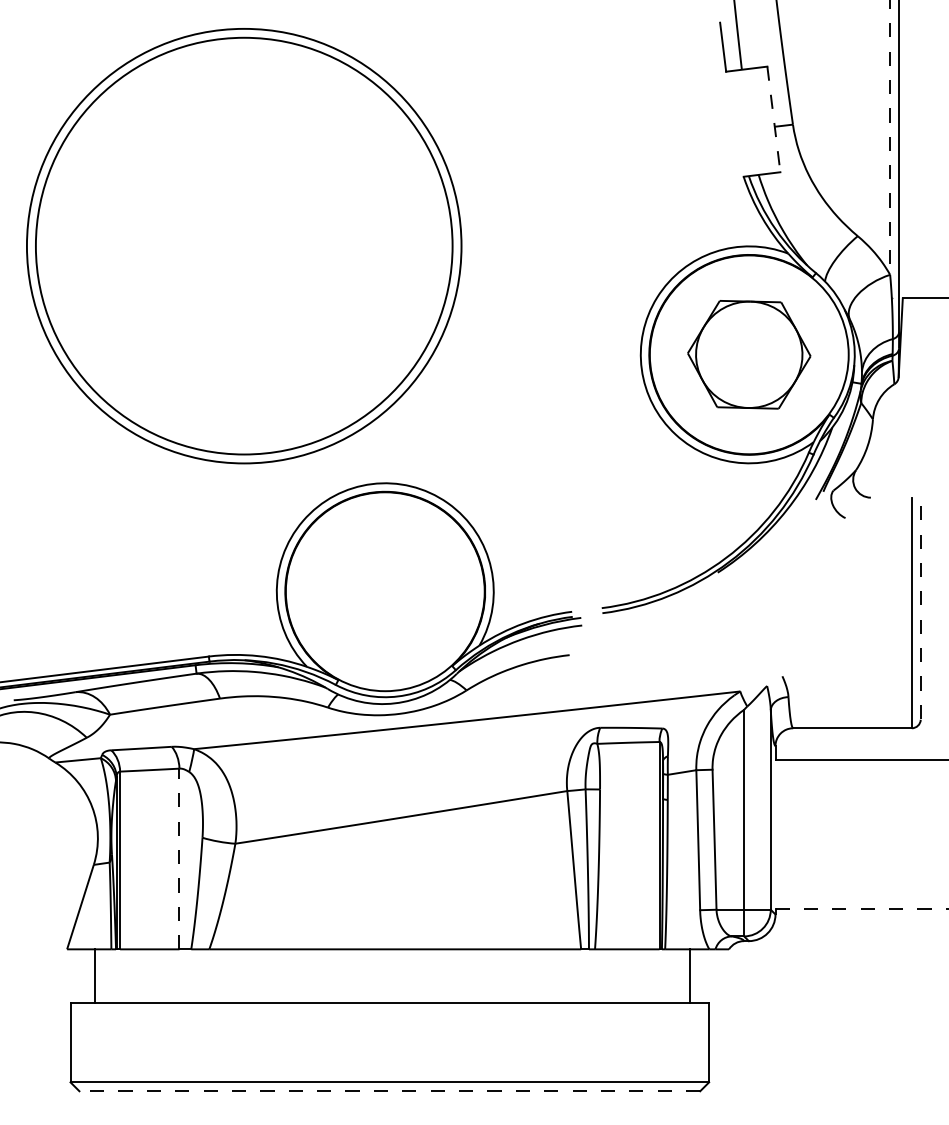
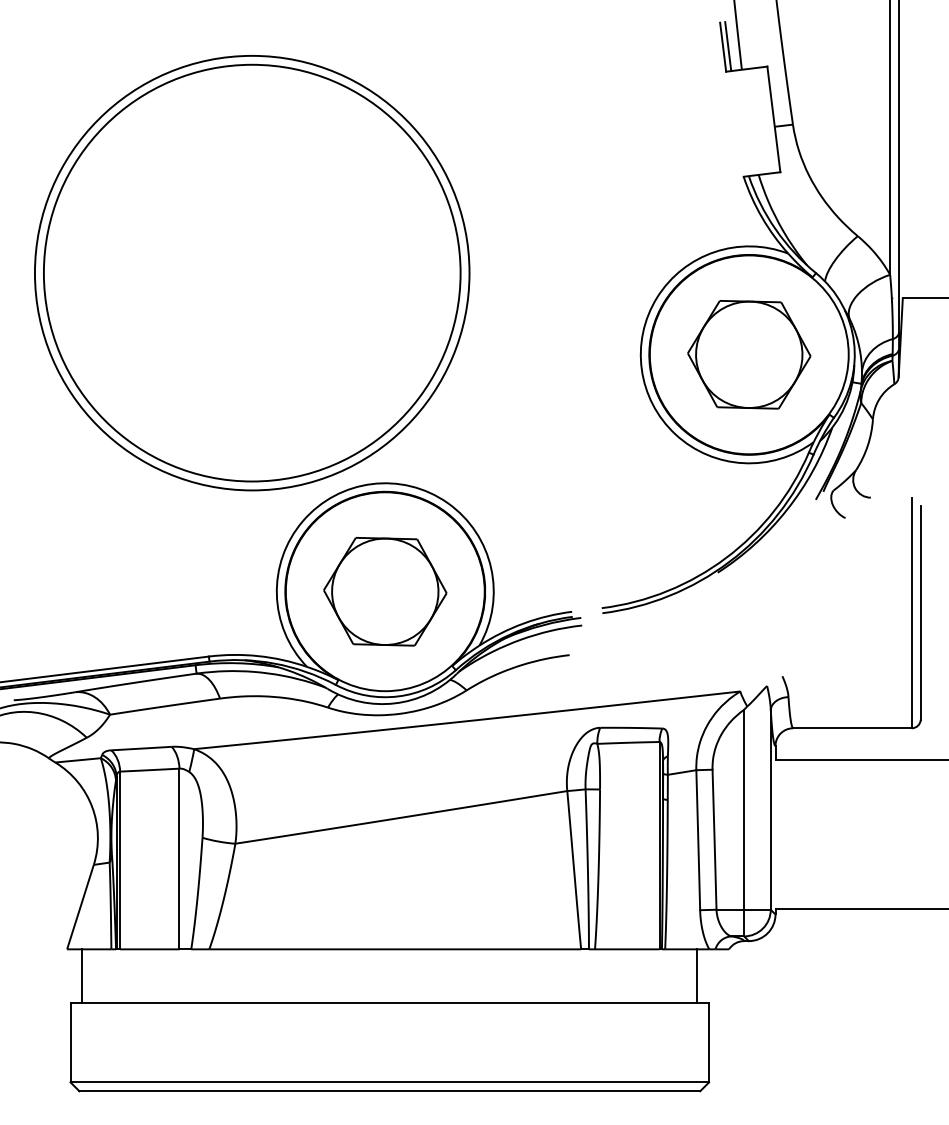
line: none -> present (728, 46)
line: dashed -> solid (773, 119)
line: dashed -> solid (890, 138)
part position: (244, 246) -> (252, 273) (252, 273)
part: none -> present (385, 591)
line: dashed -> solid (920, 612)
line: dashed -> solid (179, 858)
line: dashed -> solid (862, 909)
line position: (95, 975) -> (82, 975) (82, 975)
line position: (690, 975) -> (697, 975) (697, 975)
line: dashed -> solid (389, 1091)
